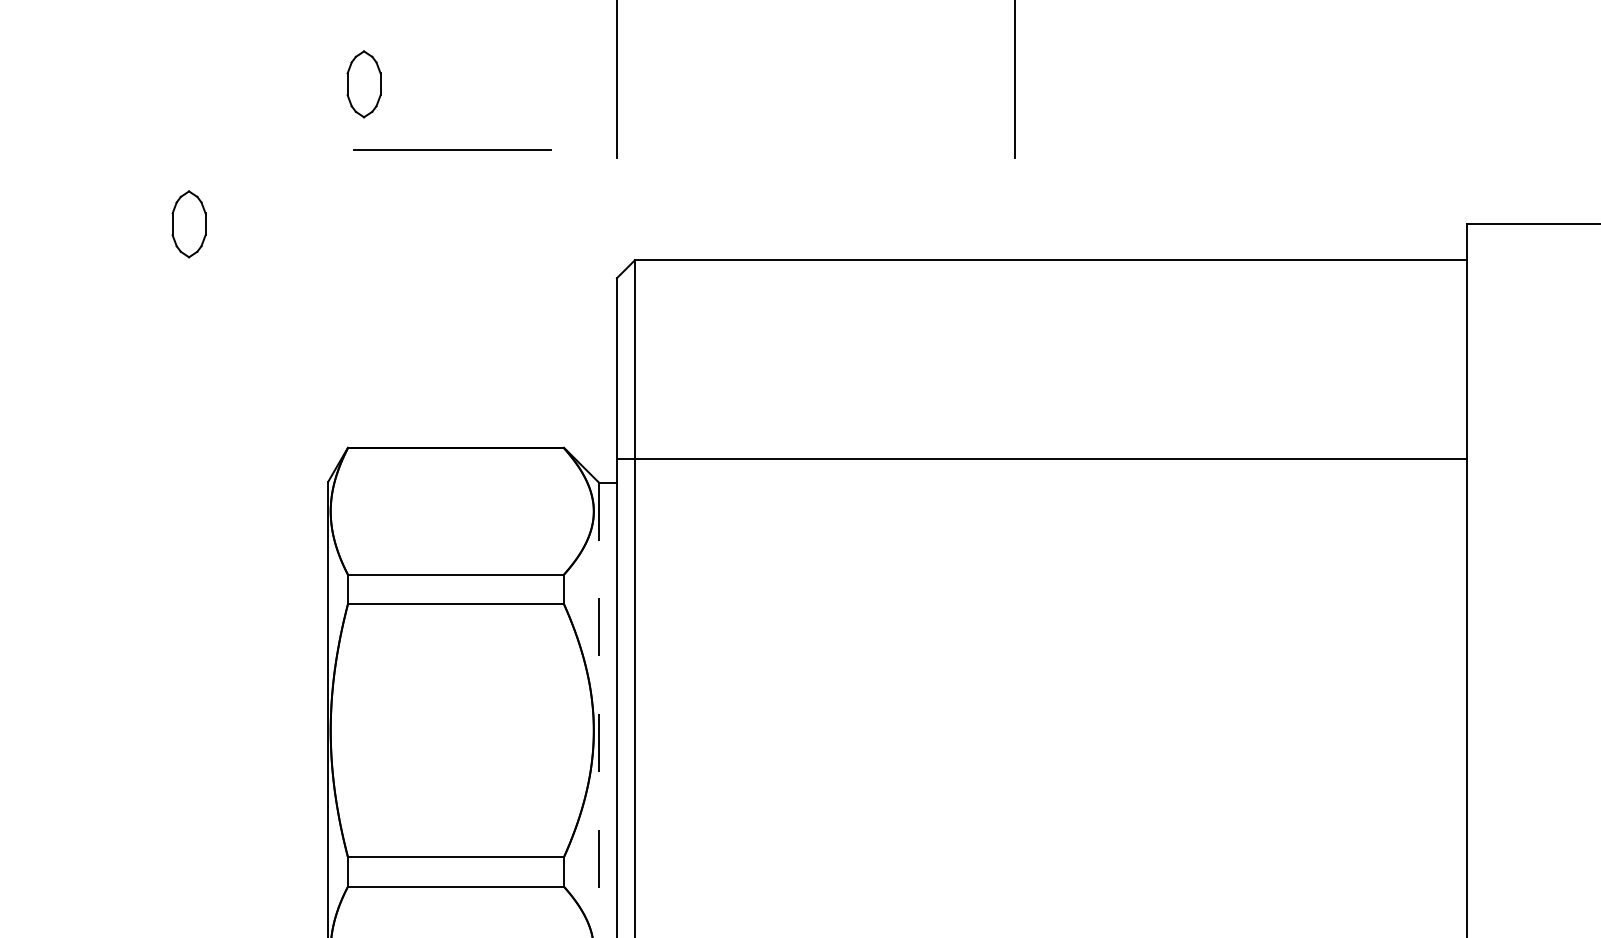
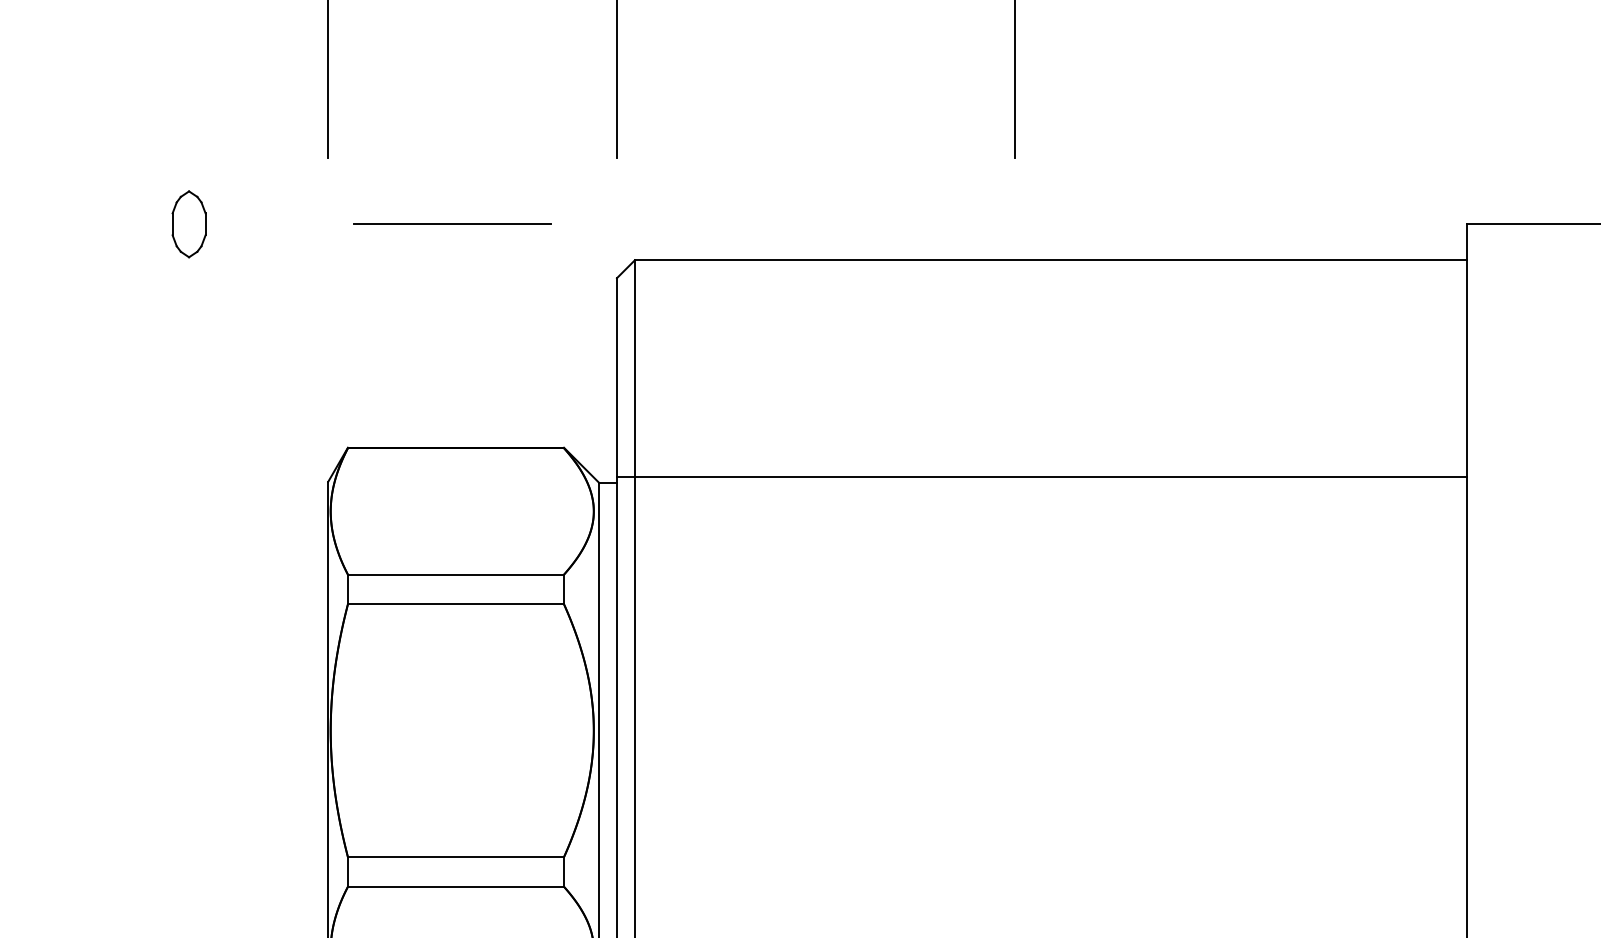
line: none -> present (328, 80)
part: present -> none (363, 84)
line position: (452, 149) -> (452, 223) (452, 223)
line position: (1041, 459) -> (1041, 477) (1041, 477)
line: dashed -> solid (599, 710)
